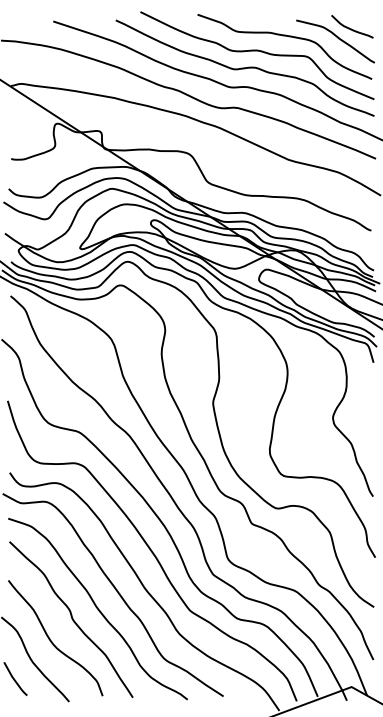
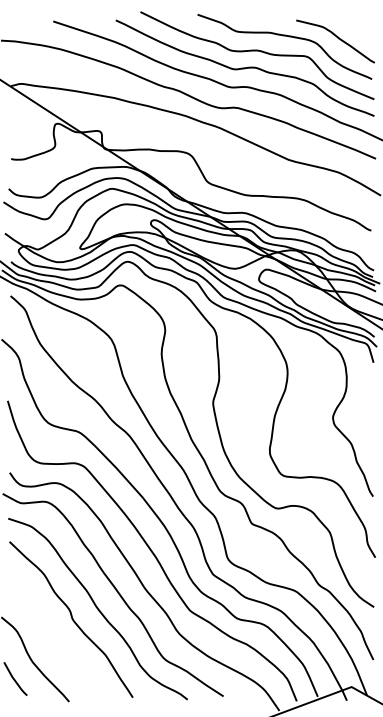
curve: present -> none (351, 28)
curve: present -> none (52, 641)
